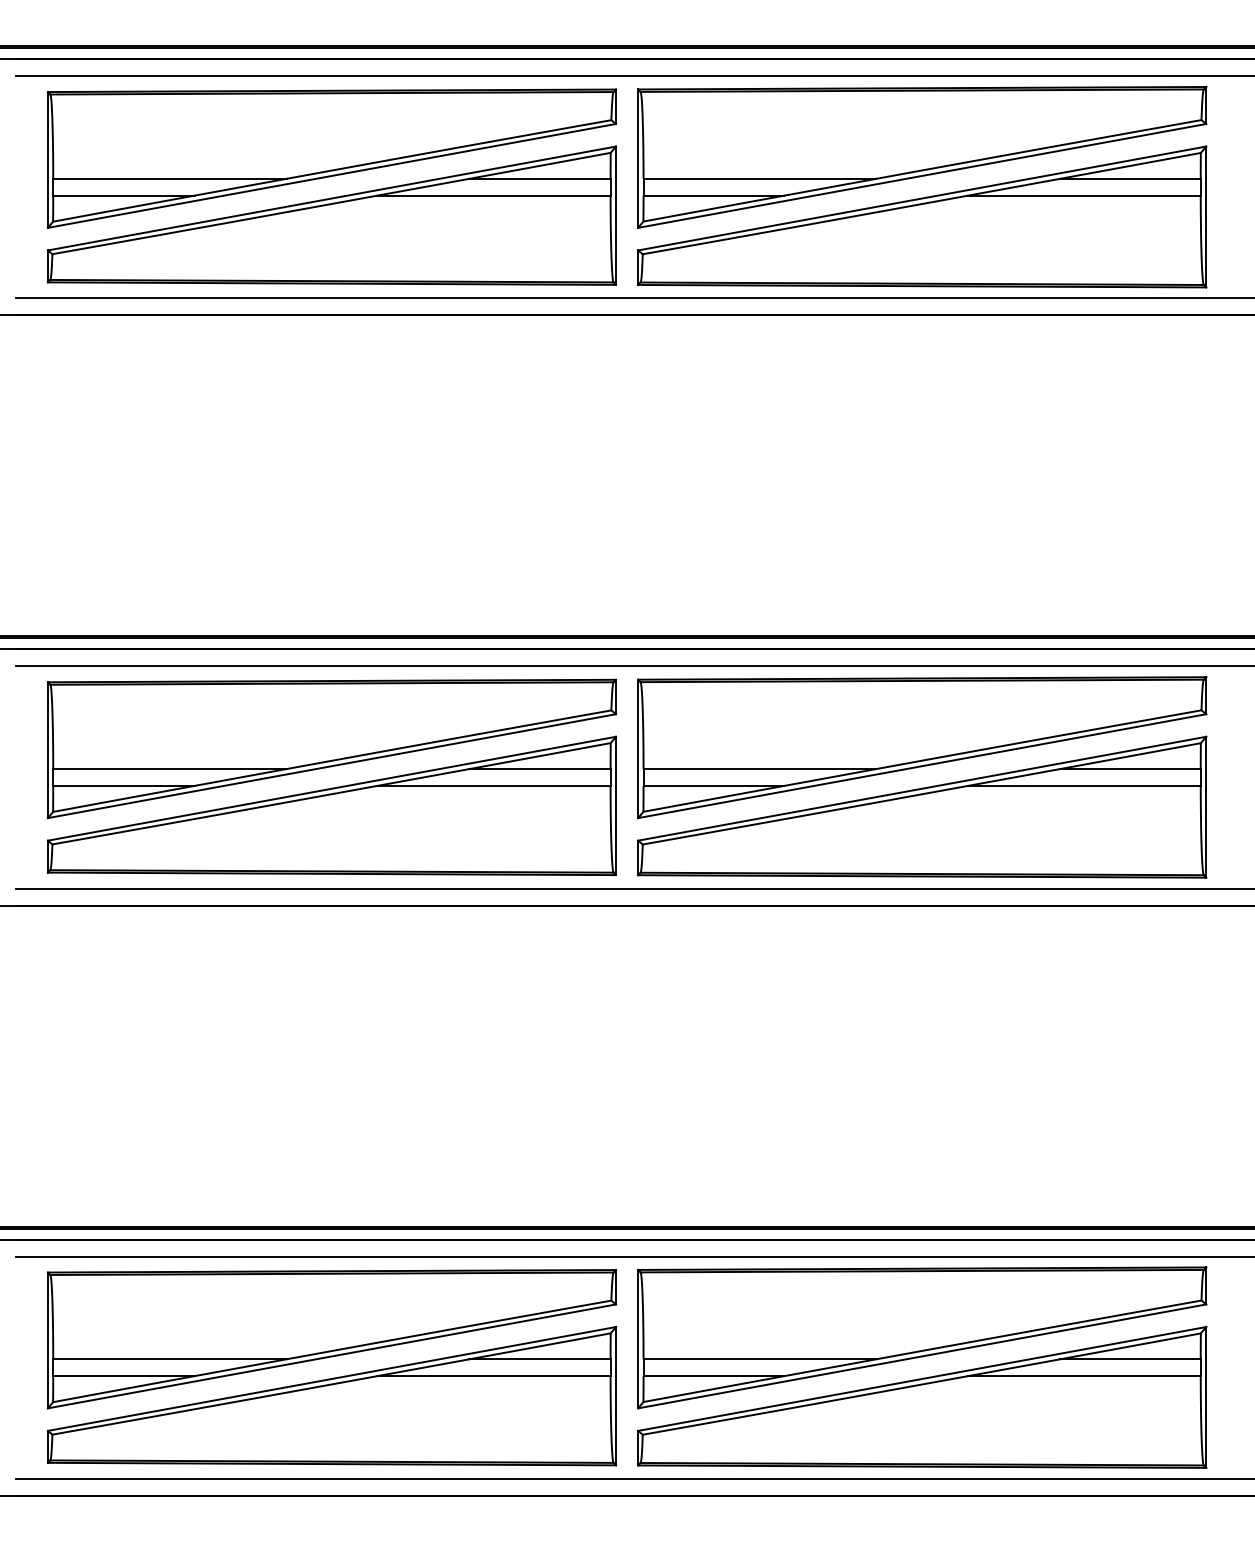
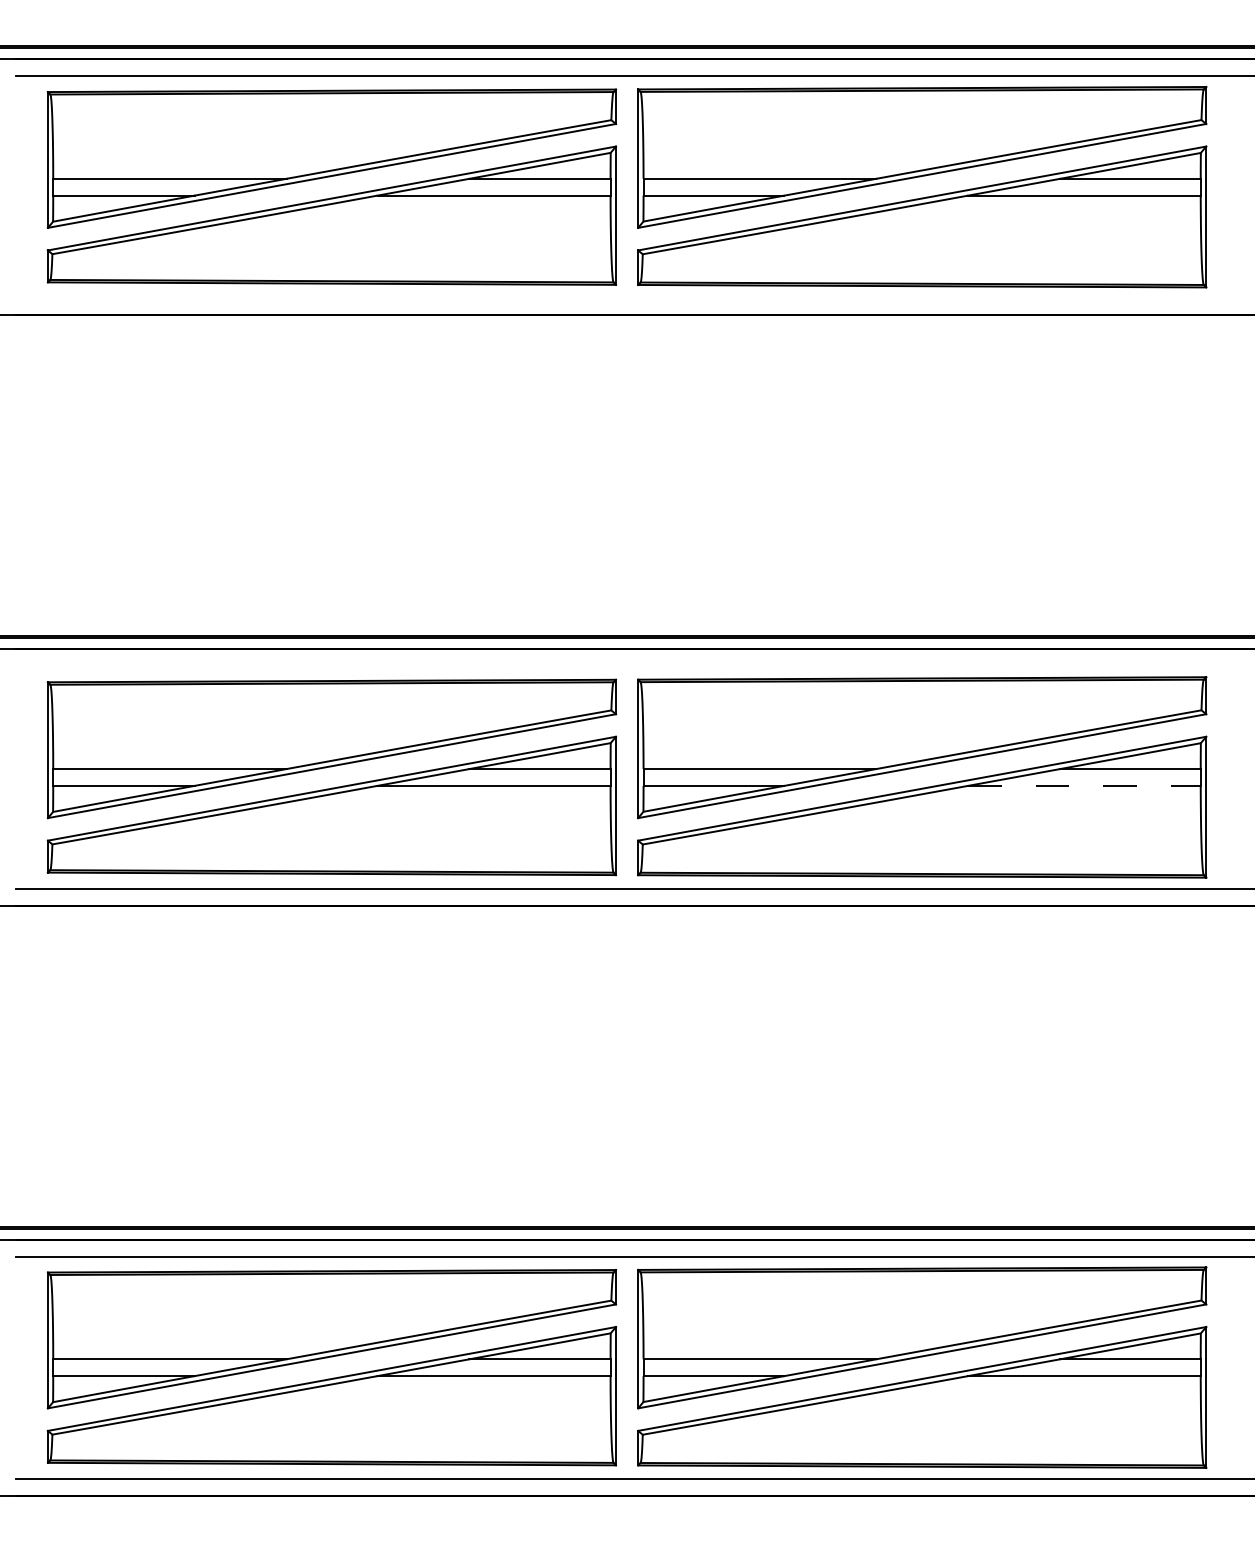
line: present -> none (633, 298)
line: present -> none (633, 666)
line: solid -> dashed (1084, 785)
